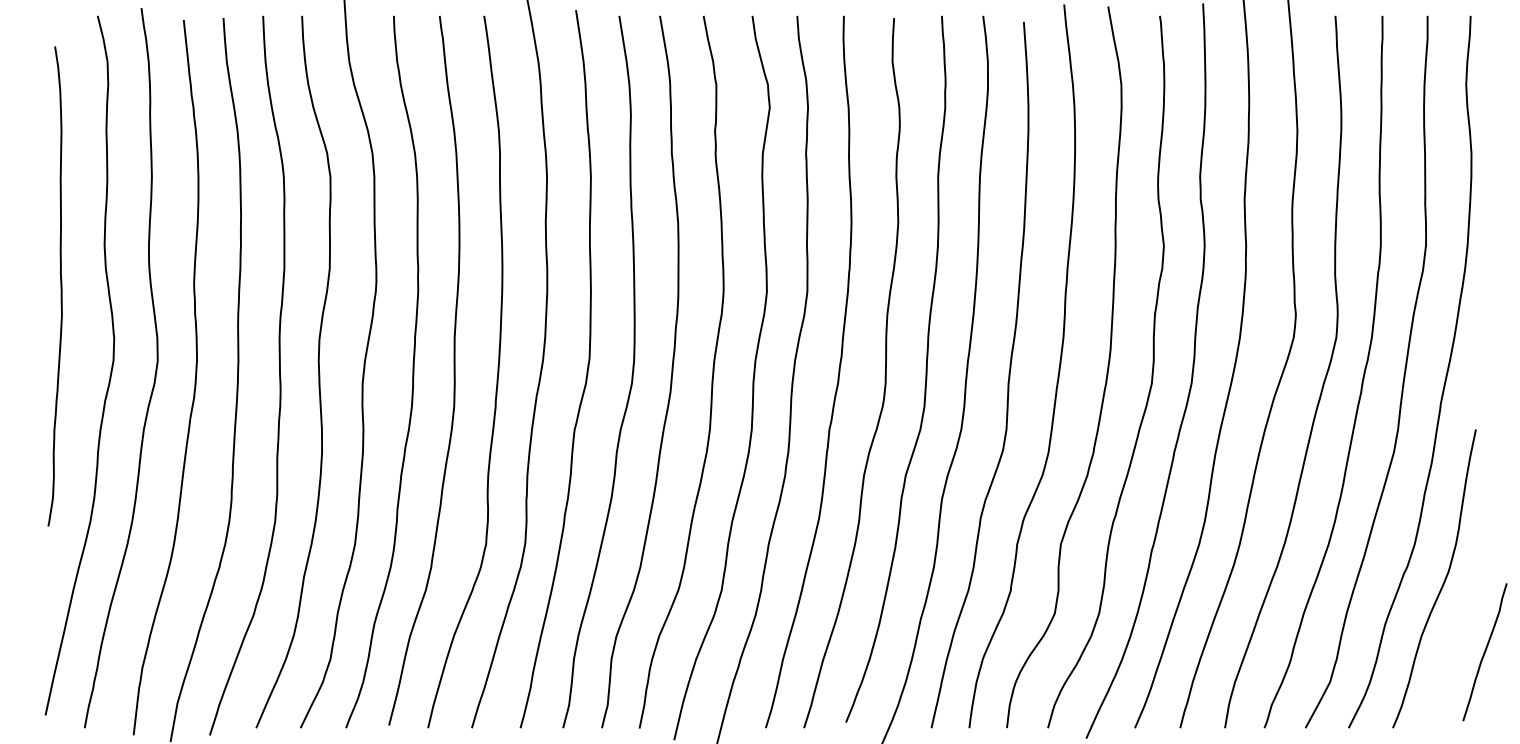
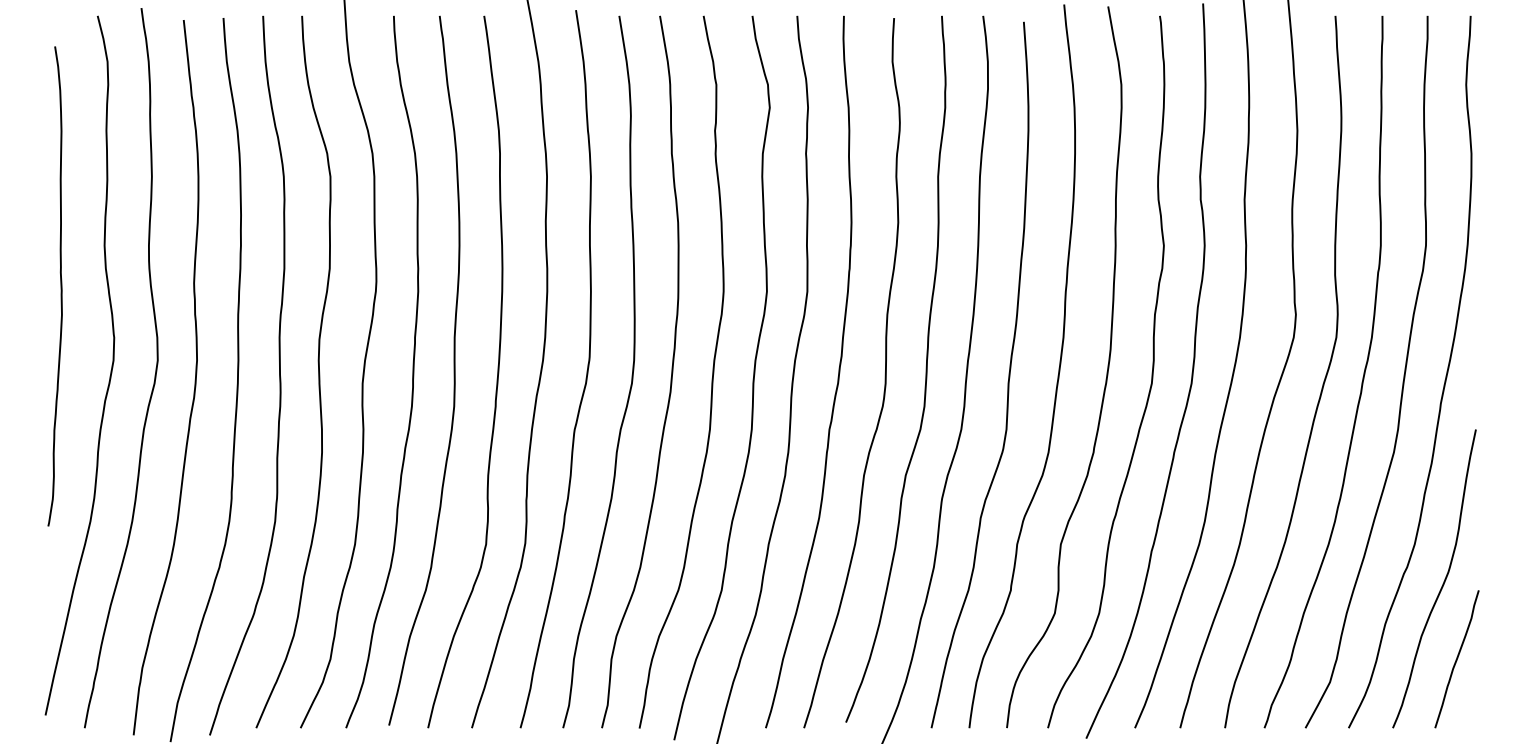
curve position: (1484, 652) -> (1456, 659) (1456, 659)
